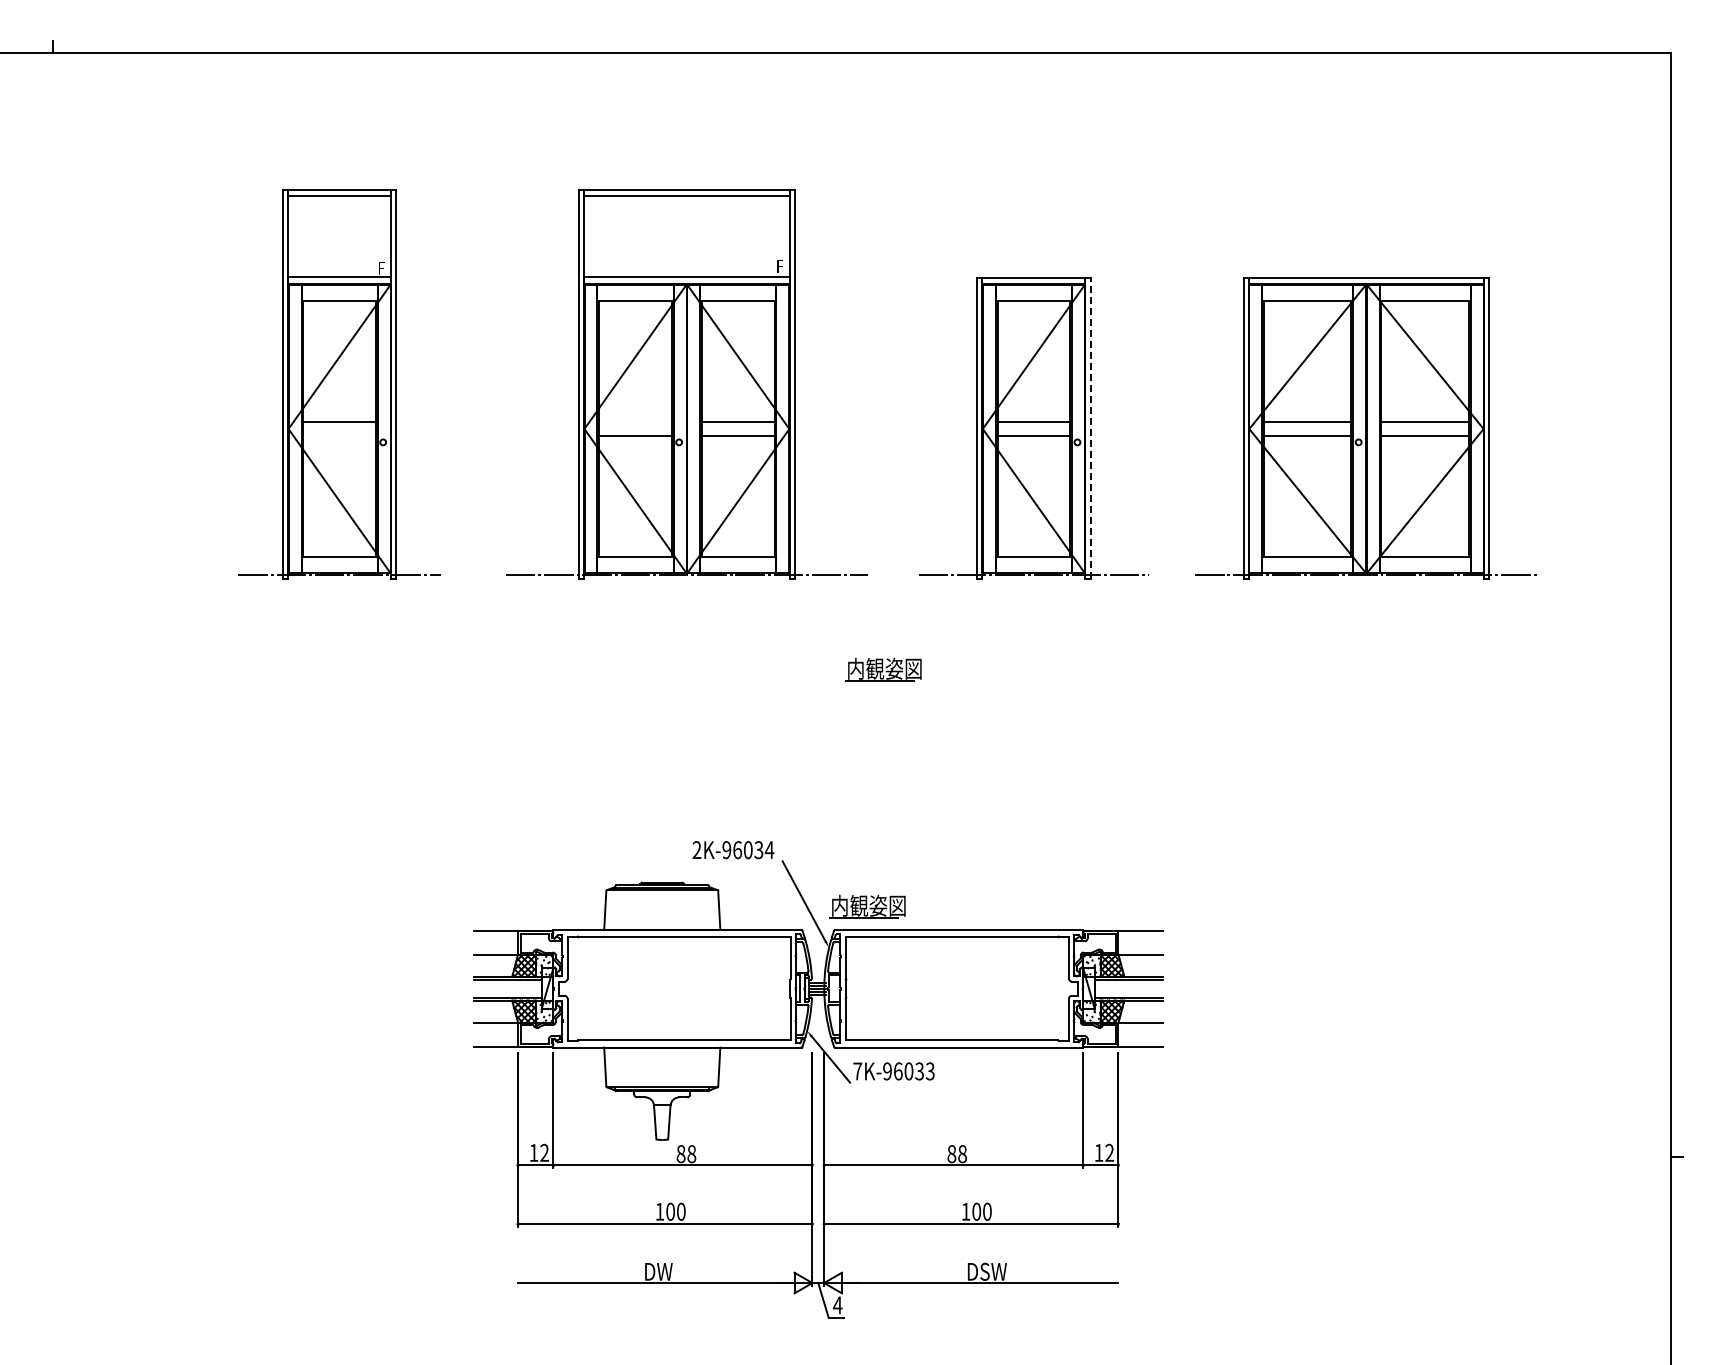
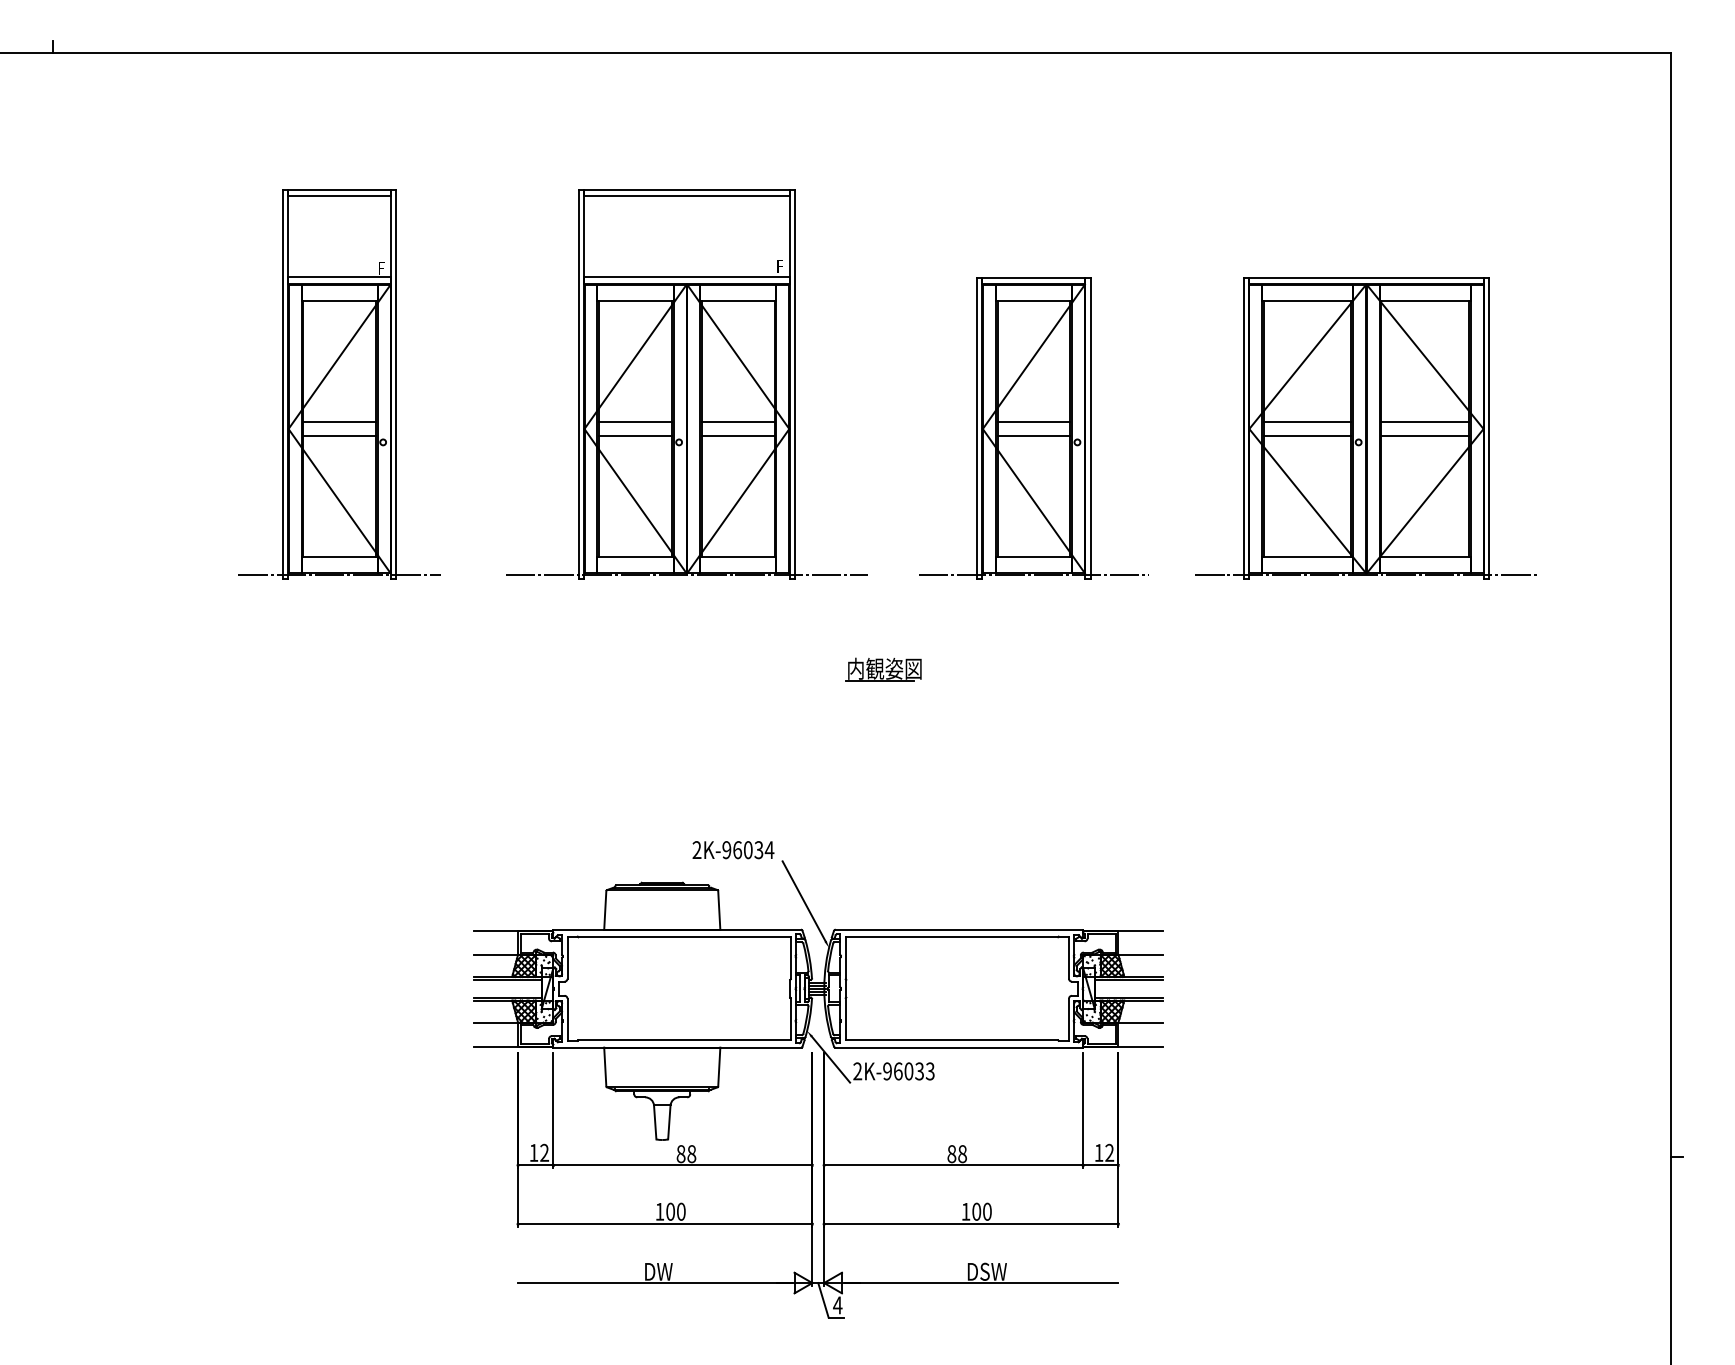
line: none -> present (635, 421)
line: dashed -> solid (1090, 427)
line: none -> present (339, 436)
part: present -> none (867, 906)
text: 7K-96033 -> 2K-96033 (857, 1071)
